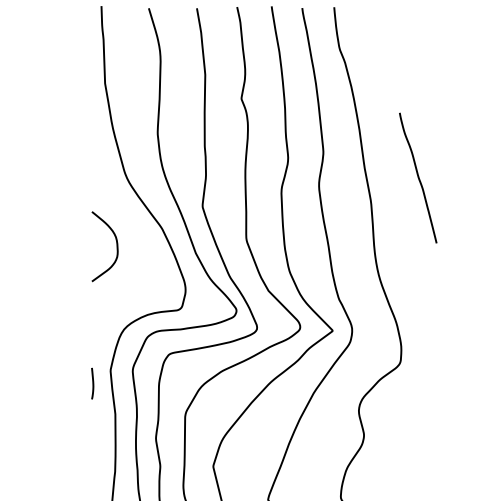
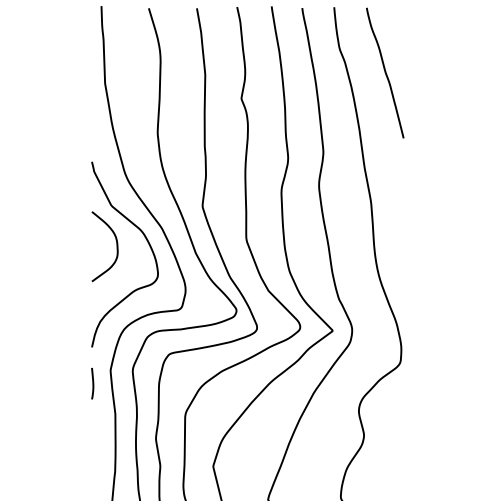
curve position: (418, 177) -> (385, 72) (385, 72)
curve: none -> present (145, 239)
